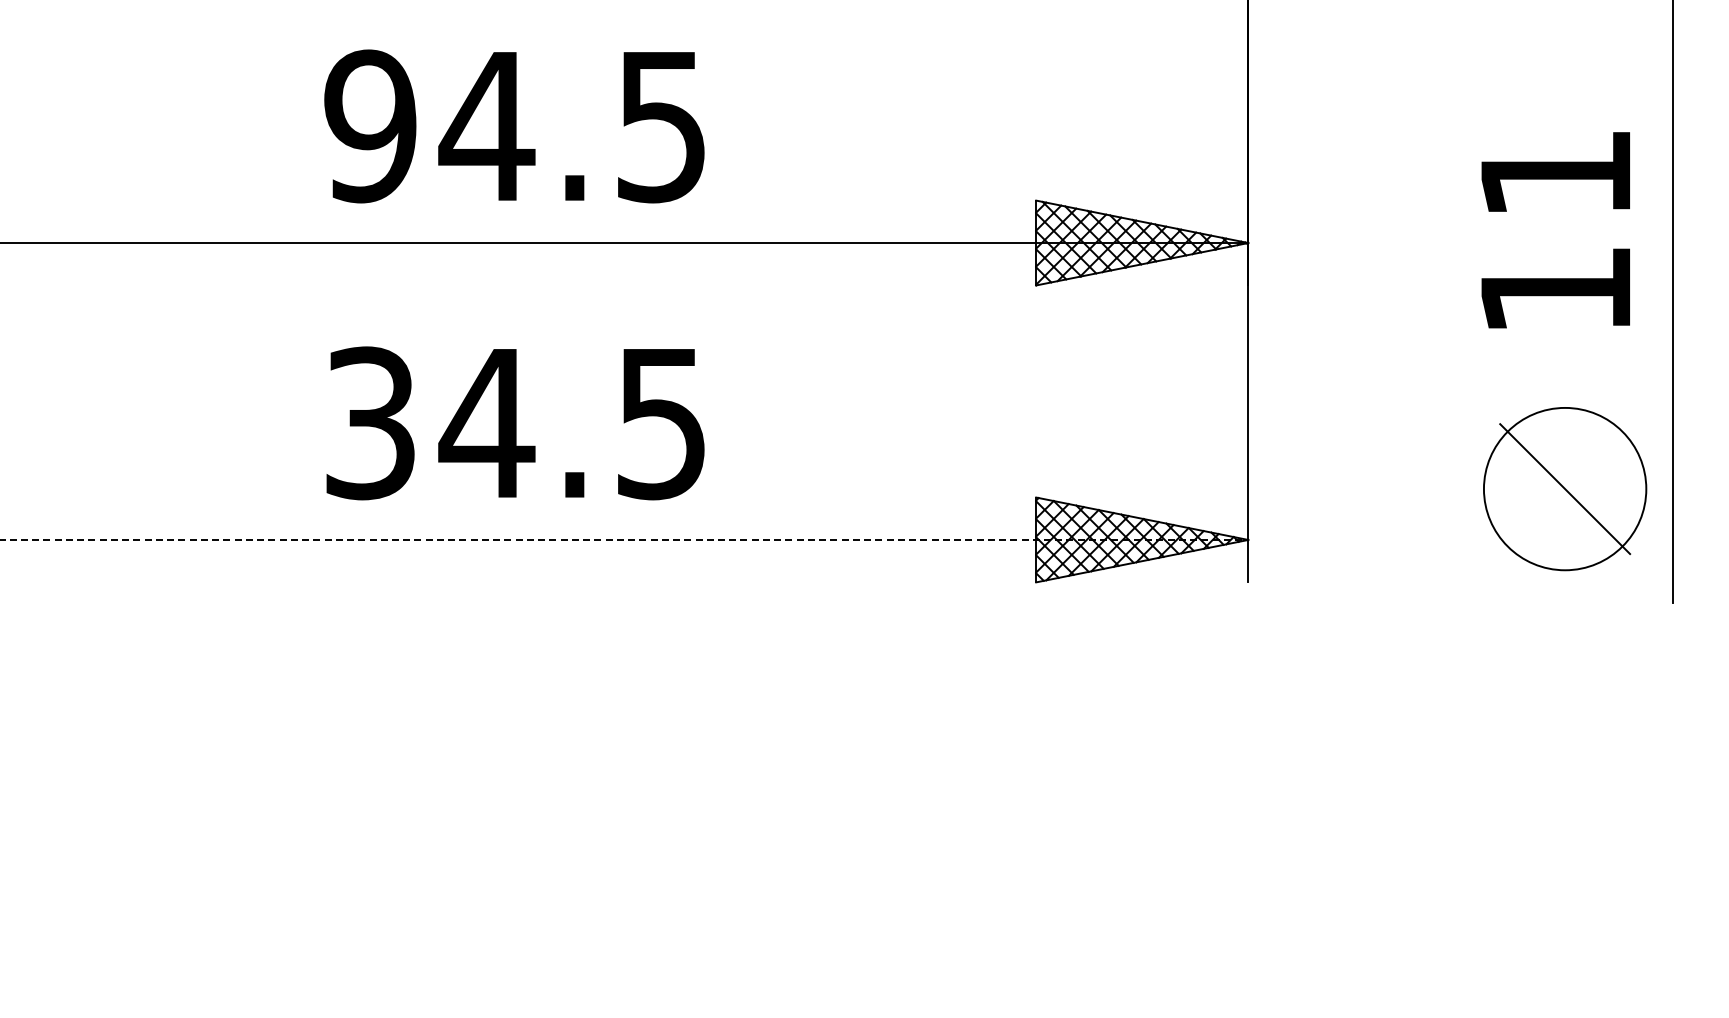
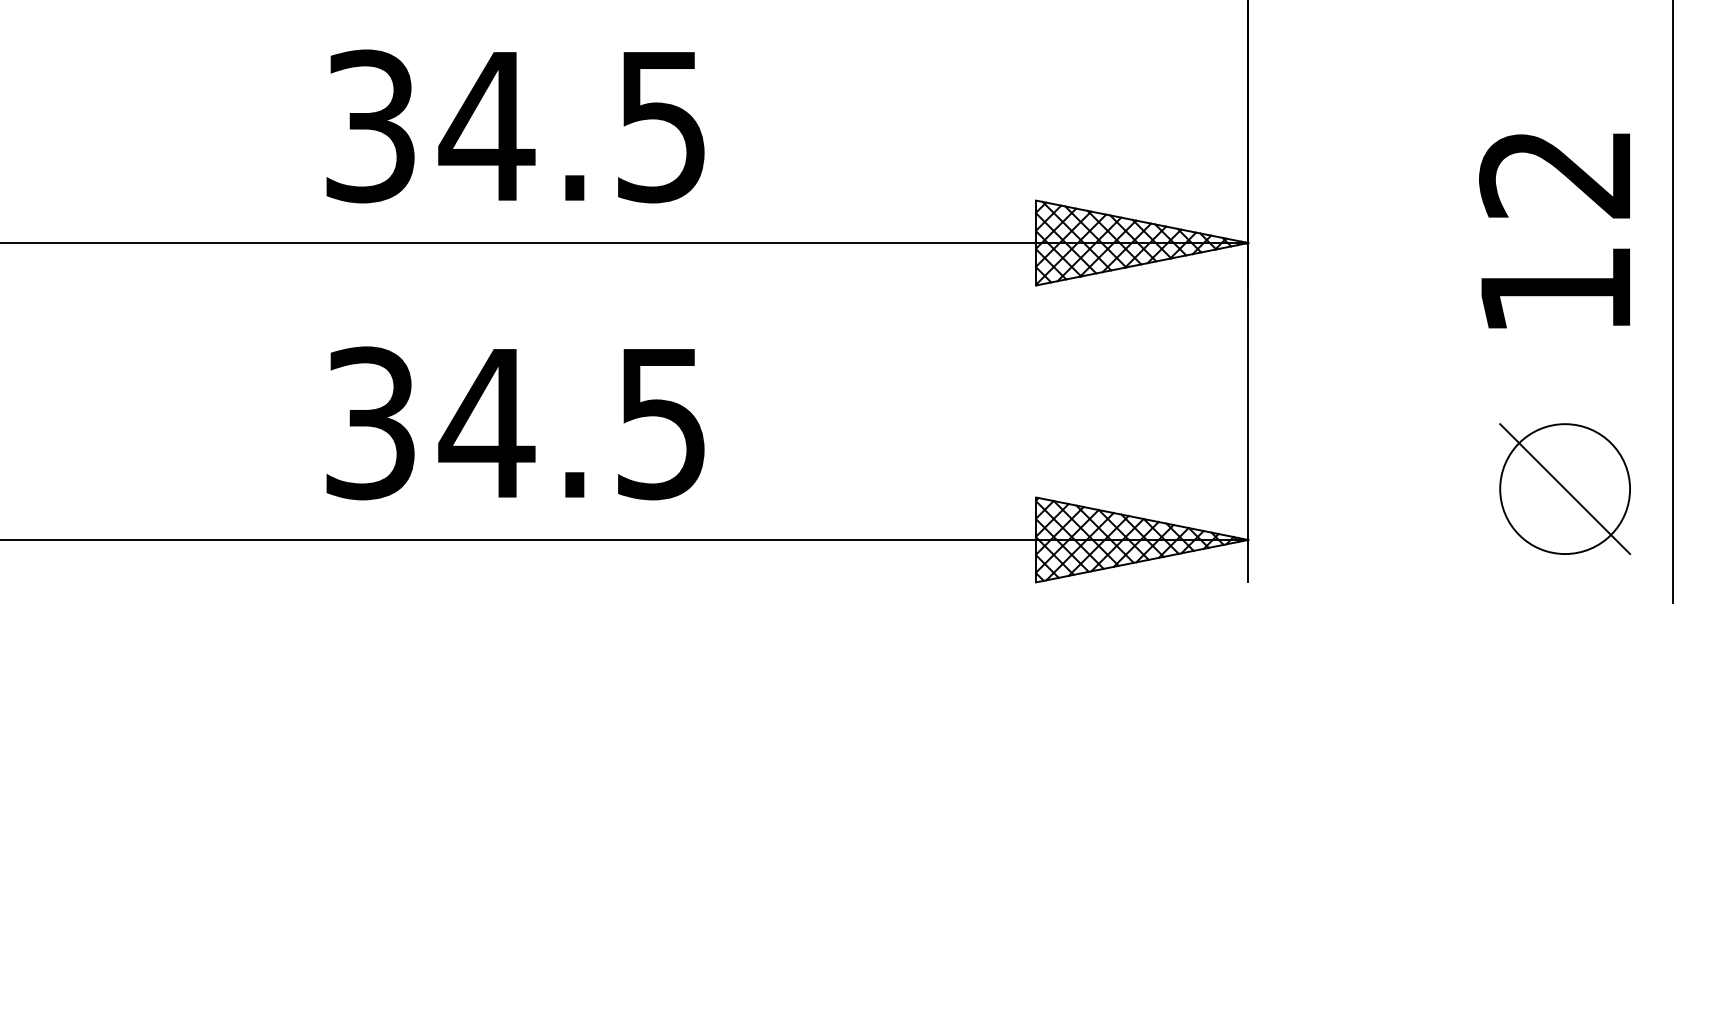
text: 94.5 -> 34.5 (370, 126)
text: 11 -> 12 (1554, 175)
circle diameter: 162 px -> 130 px (1565, 489)
line: dashed -> solid (624, 539)
